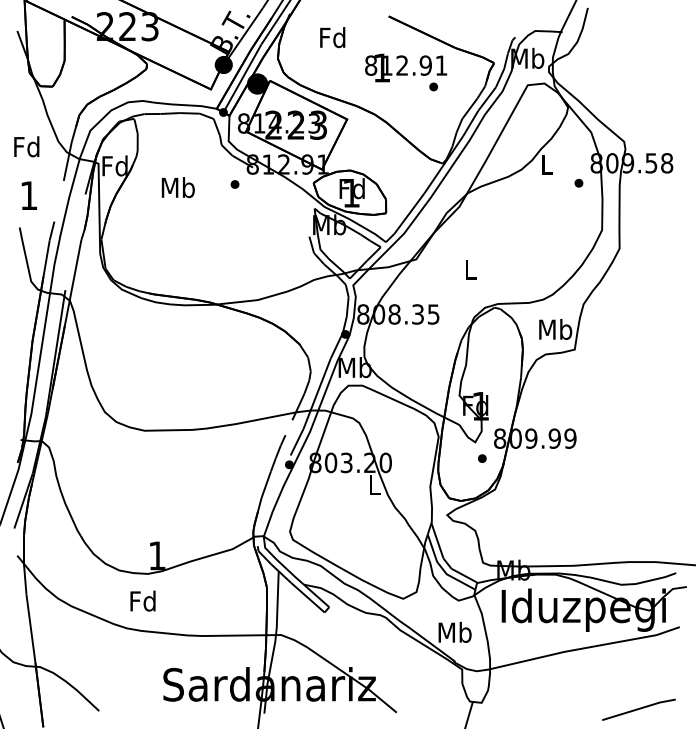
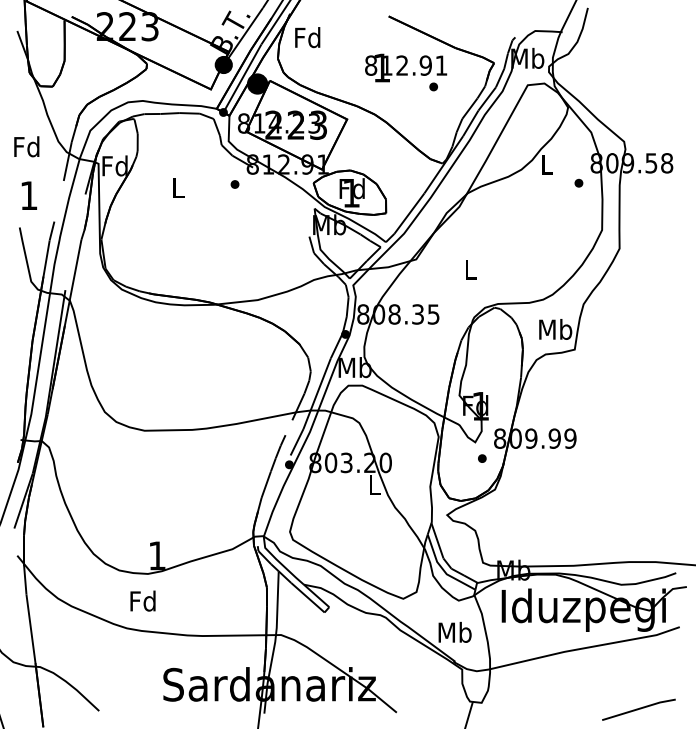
text position: (332, 37) -> (307, 37) (307, 37)
text: Mb -> L (177, 187)
